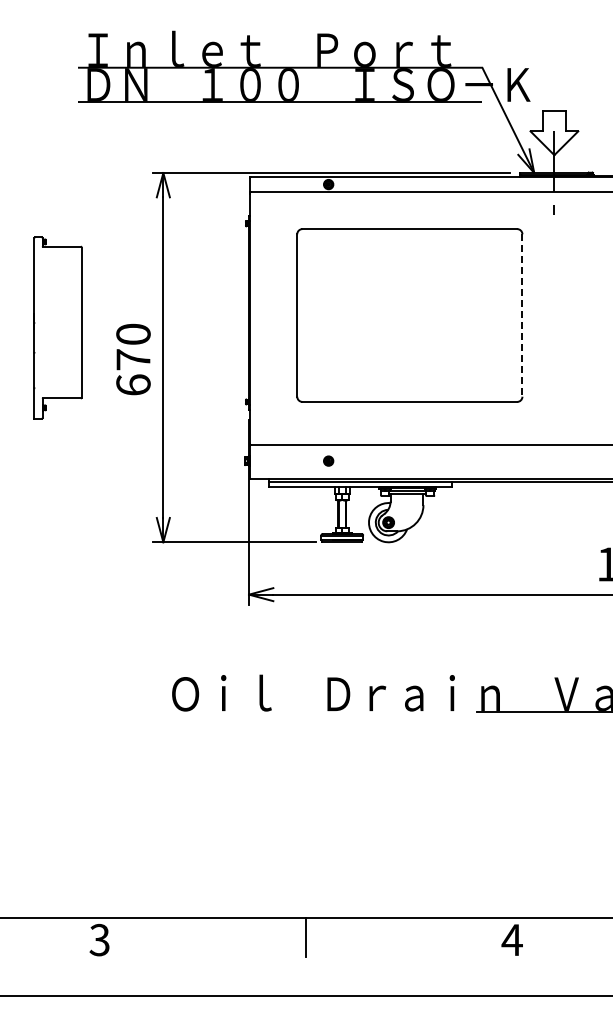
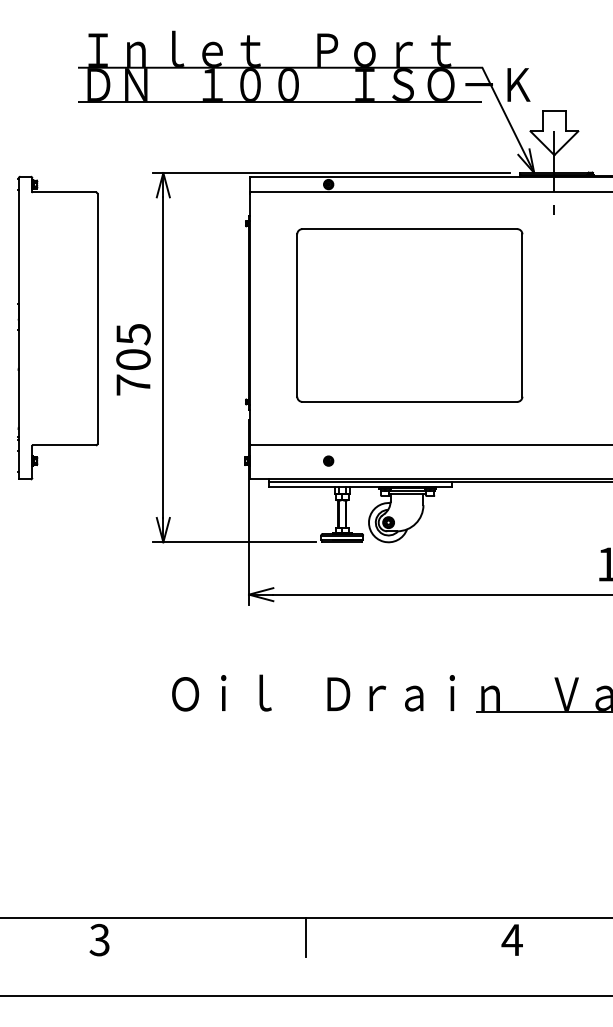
line: dashed -> solid (522, 316)
part size: 50x184 px -> 82x306 px (57, 327)
text: 670 -> 705 (133, 359)
